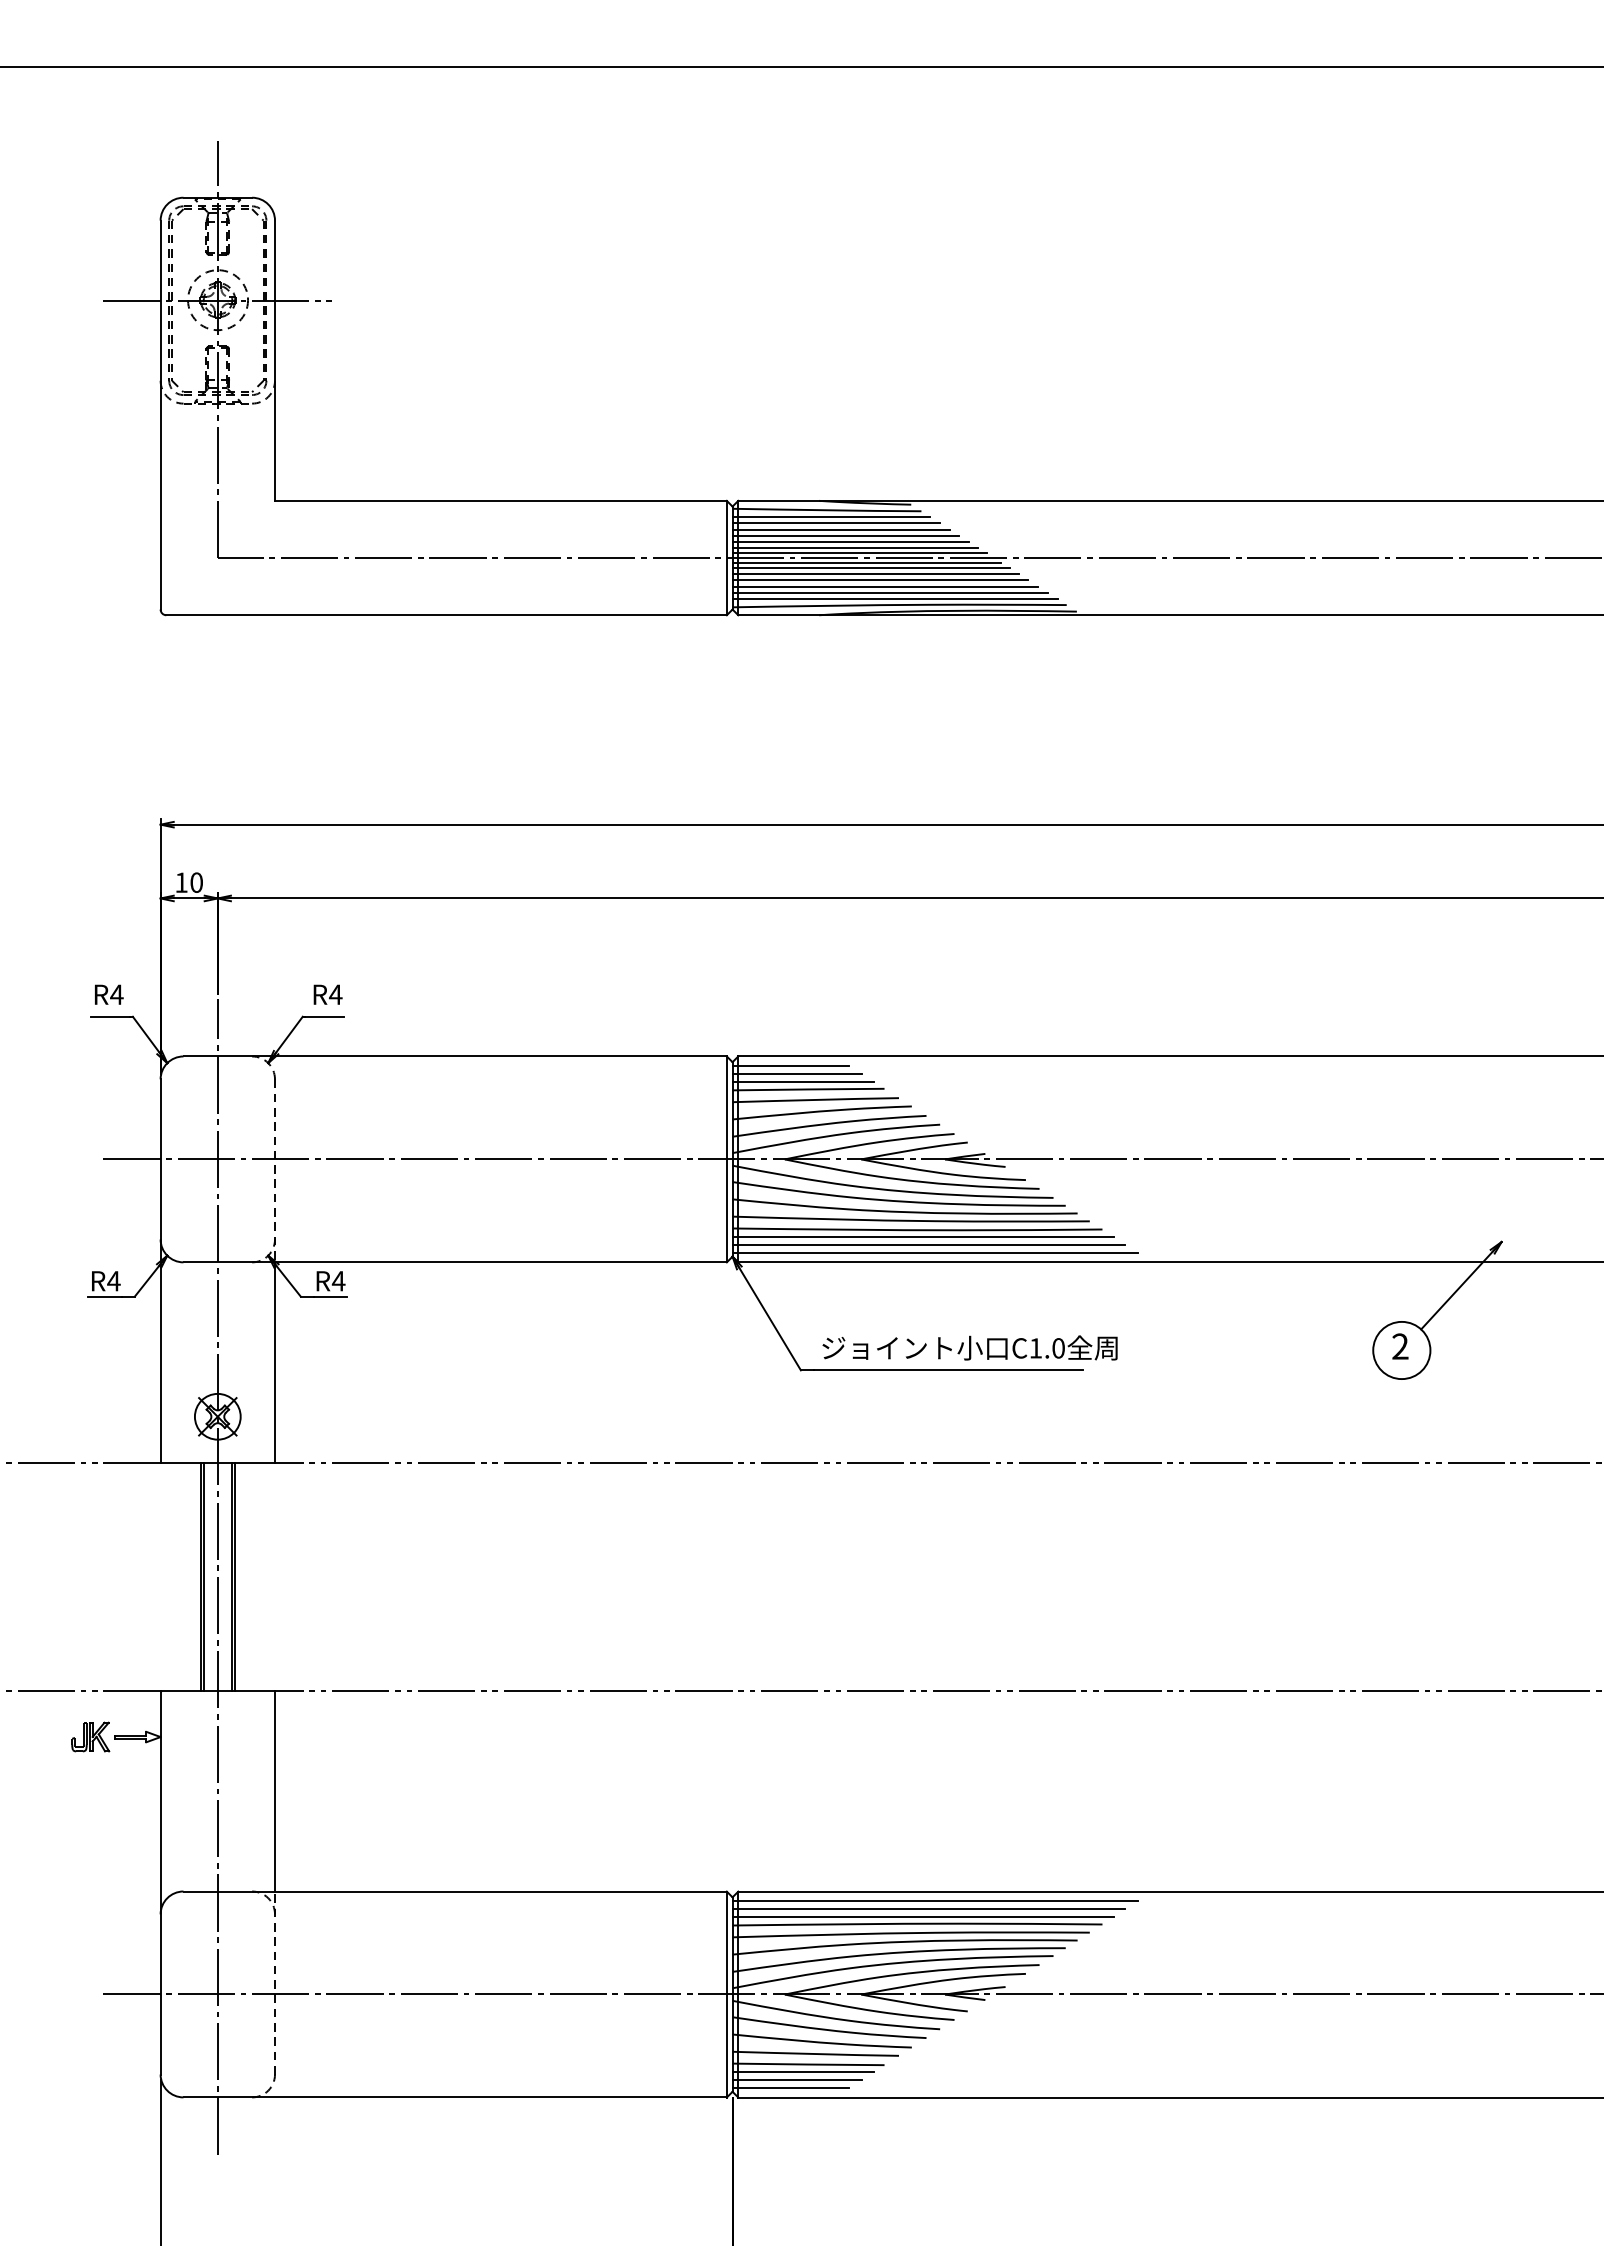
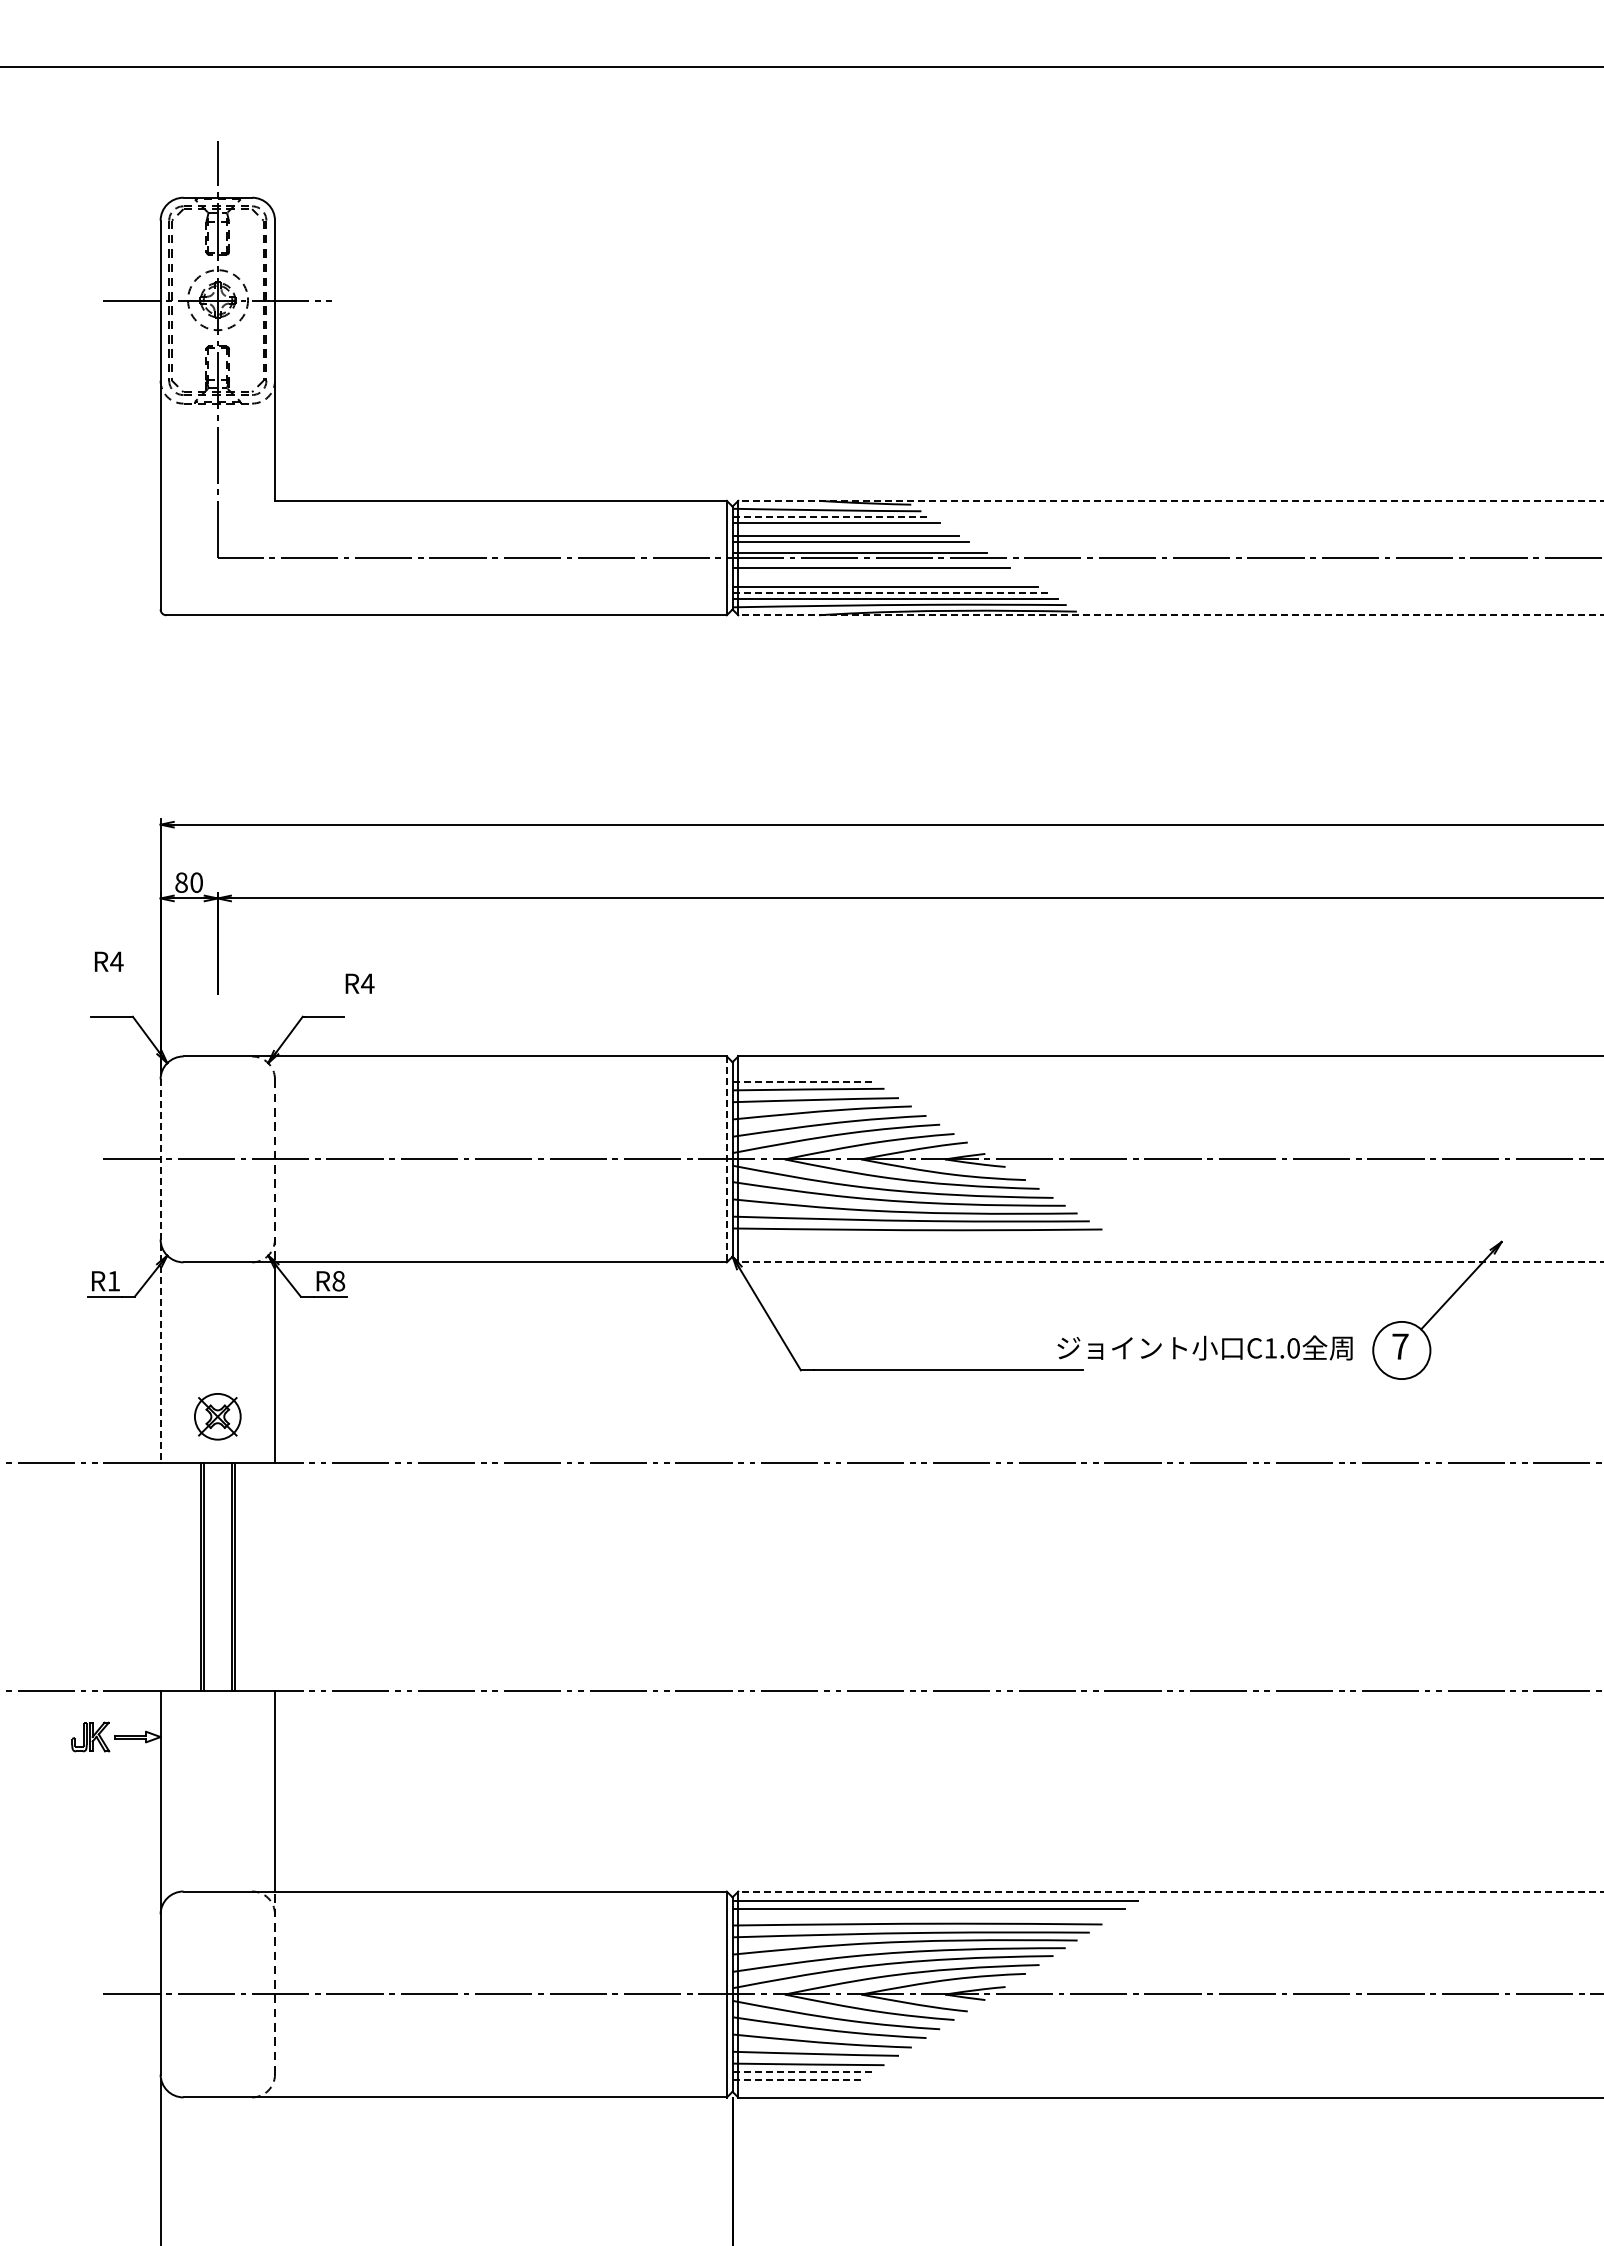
line: solid -> dashed (1170, 500)
line: solid -> dashed (831, 516)
line: present -> none (840, 529)
line: present -> none (854, 547)
line: present -> none (866, 562)
line: present -> none (875, 574)
line: present -> none (880, 580)
line: solid -> dashed (890, 592)
line: solid -> dashed (1170, 615)
text: 10 -> 80 (181, 882)
text position: (109, 994) -> (109, 961) (109, 961)
text position: (327, 994) -> (359, 983) (359, 983)
line: present -> none (790, 1065)
line: present -> none (796, 1073)
line: solid -> dashed (803, 1082)
line: solid -> dashed (726, 1159)
line: present -> none (922, 1236)
line: present -> none (928, 1244)
line: present -> none (935, 1253)
line: solid -> dashed (1170, 1262)
line: solid -> dashed (160, 1270)
text: R4 -> R1 (113, 1281)
text: R4 -> R8 (338, 1281)
text: 2 -> 7 (1400, 1346)
text position: (969, 1347) -> (1204, 1347) (1204, 1347)
line: present -> none (217, 1576)
line: solid -> dashed (1170, 1891)
line: present -> none (922, 1917)
line: solid -> dashed (803, 2071)
line: solid -> dashed (797, 2079)
line: present -> none (790, 2088)
